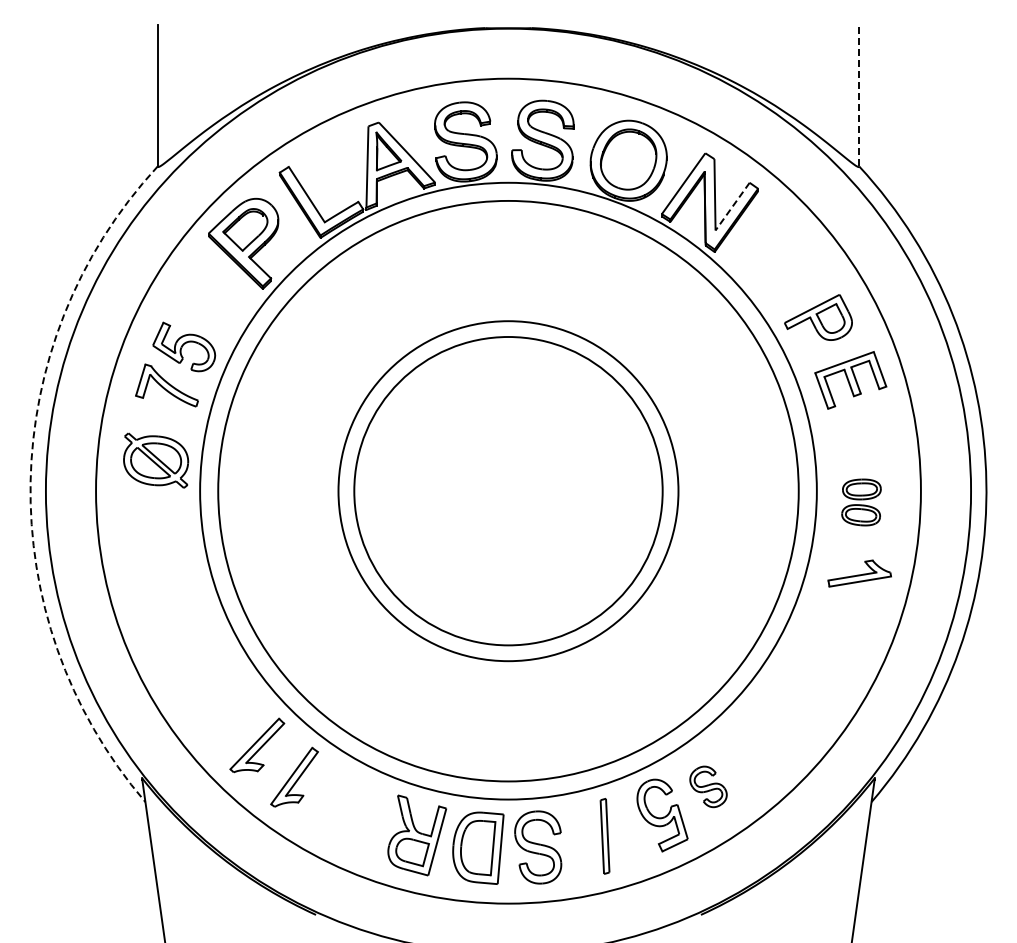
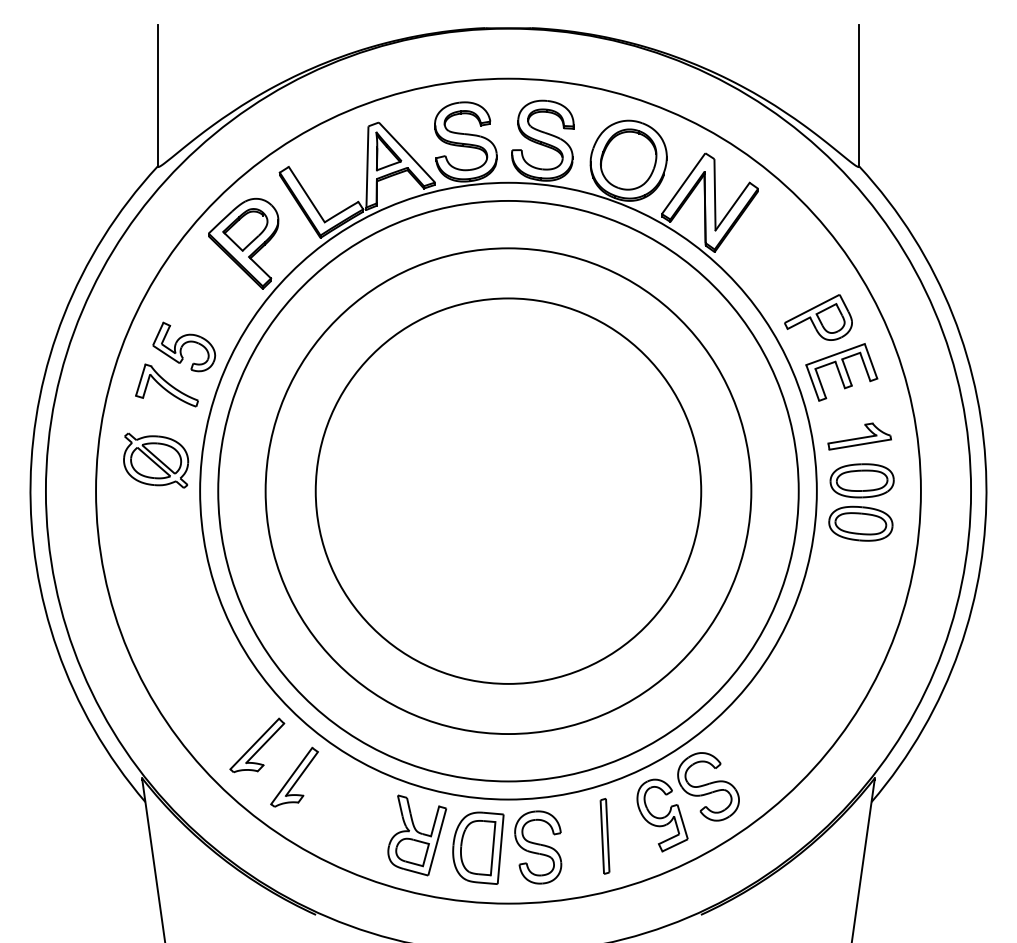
line: dashed -> solid (859, 95)
line: dashed -> solid (732, 207)
part position: (850, 380) -> (841, 372) (841, 372)
arc: dashed -> solid (30, 481)
circle diameter: 308 px -> 385 px (508, 490)
circle diameter: 340 px -> 486 px (508, 491)
part size: 41x49 px -> 67x79 px (861, 502)
part position: (859, 573) -> (859, 436) (859, 436)
part size: 39x44 px -> 63x70 px (708, 786)
